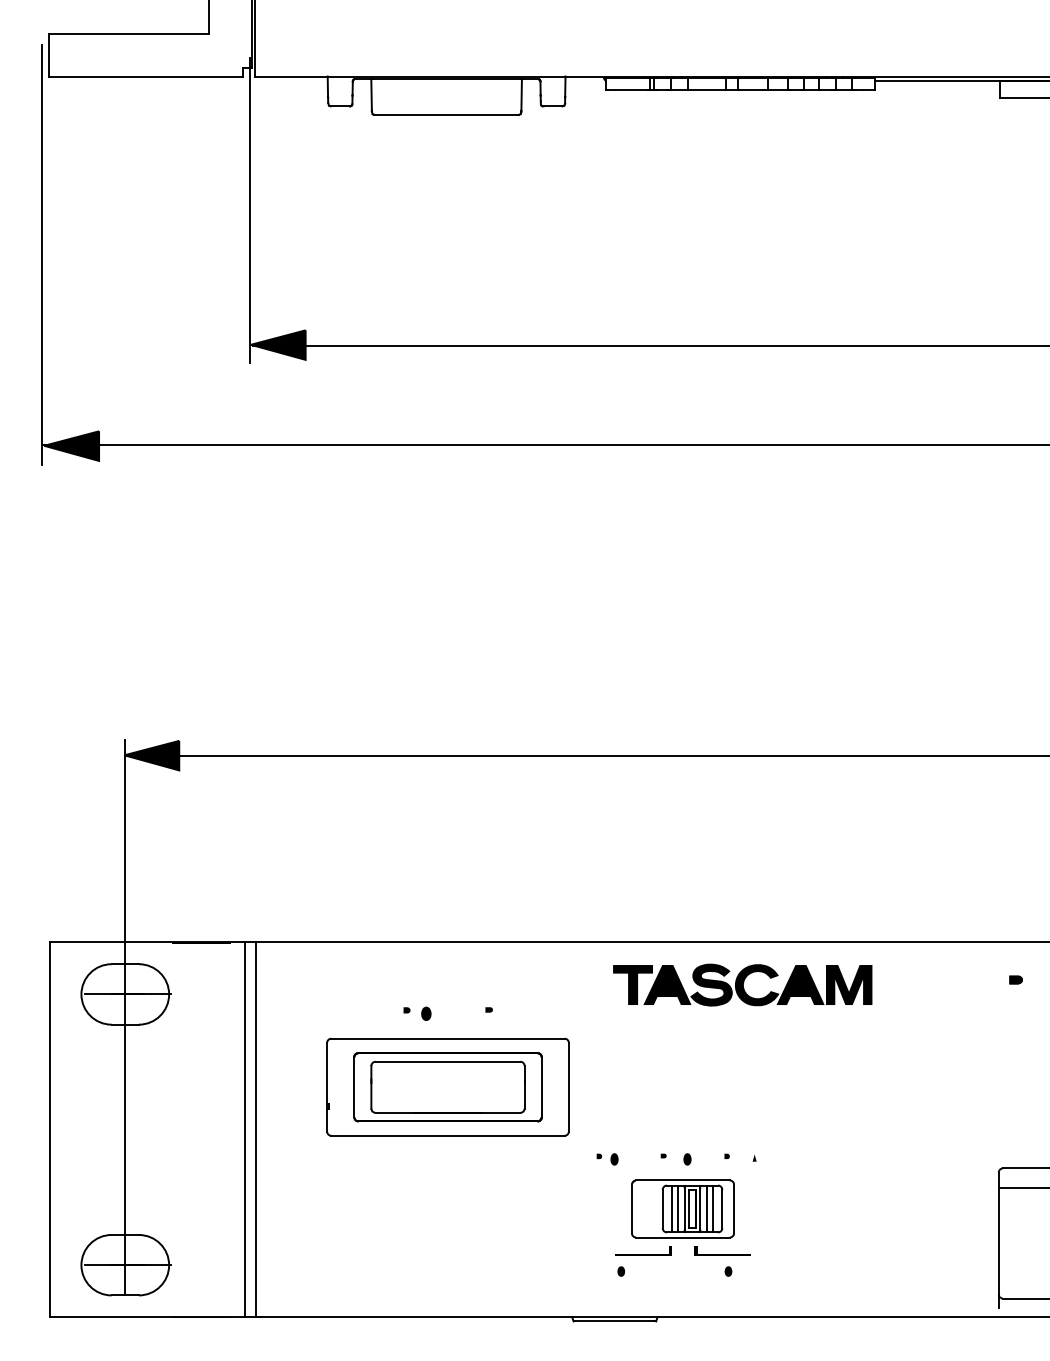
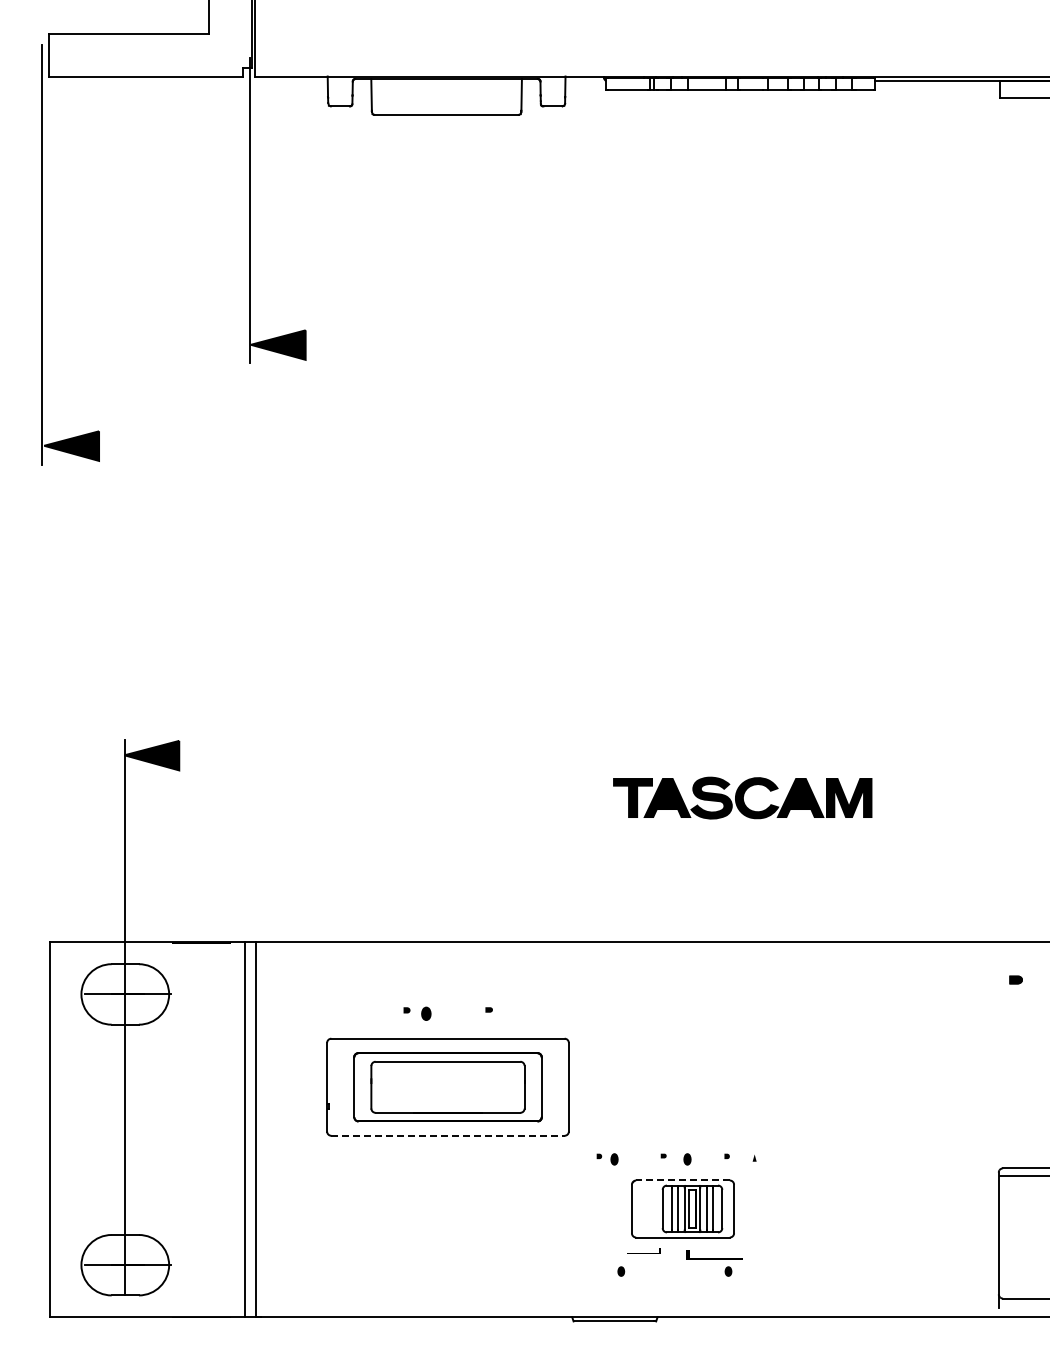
line: present -> none (649, 345)
line: present -> none (544, 445)
line: present -> none (586, 755)
part position: (742, 984) -> (742, 797) (742, 797)
line: solid -> dashed (448, 1135)
line: solid -> dashed (683, 1180)
line position: (1022, 1187) -> (1022, 1175) (1022, 1175)
part size: 57x10 px -> 34x6 px (643, 1250)
part position: (722, 1250) -> (714, 1254) (714, 1254)
